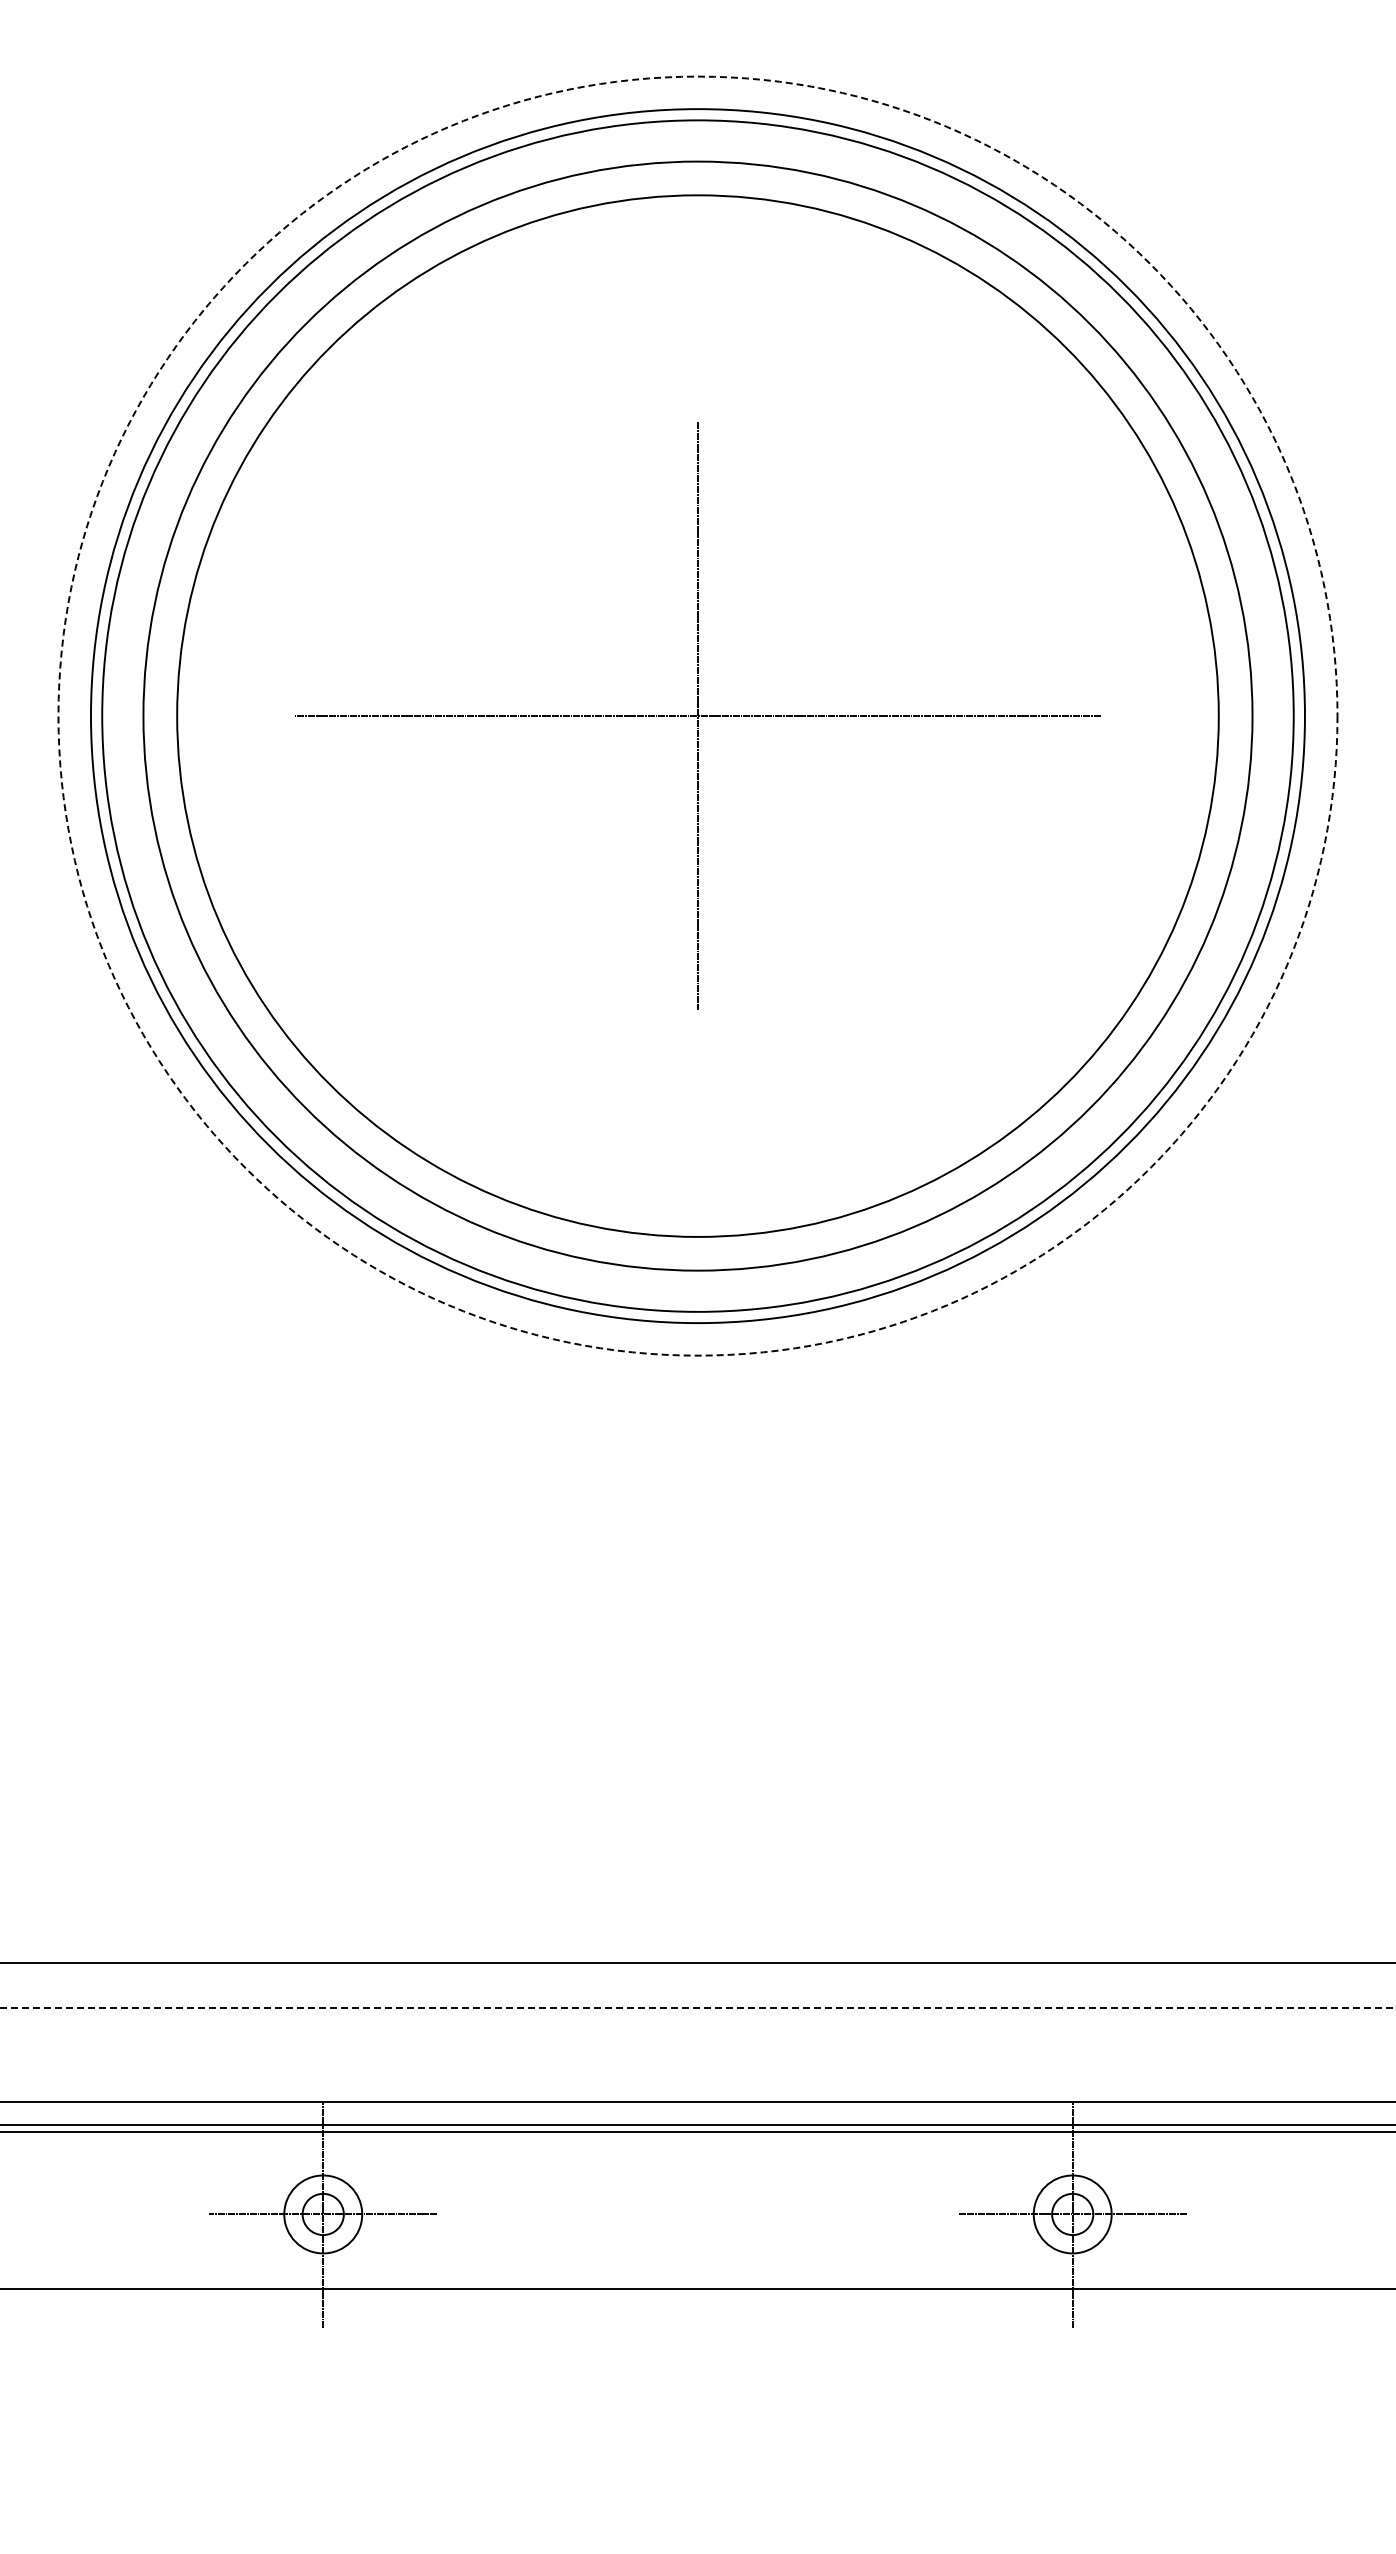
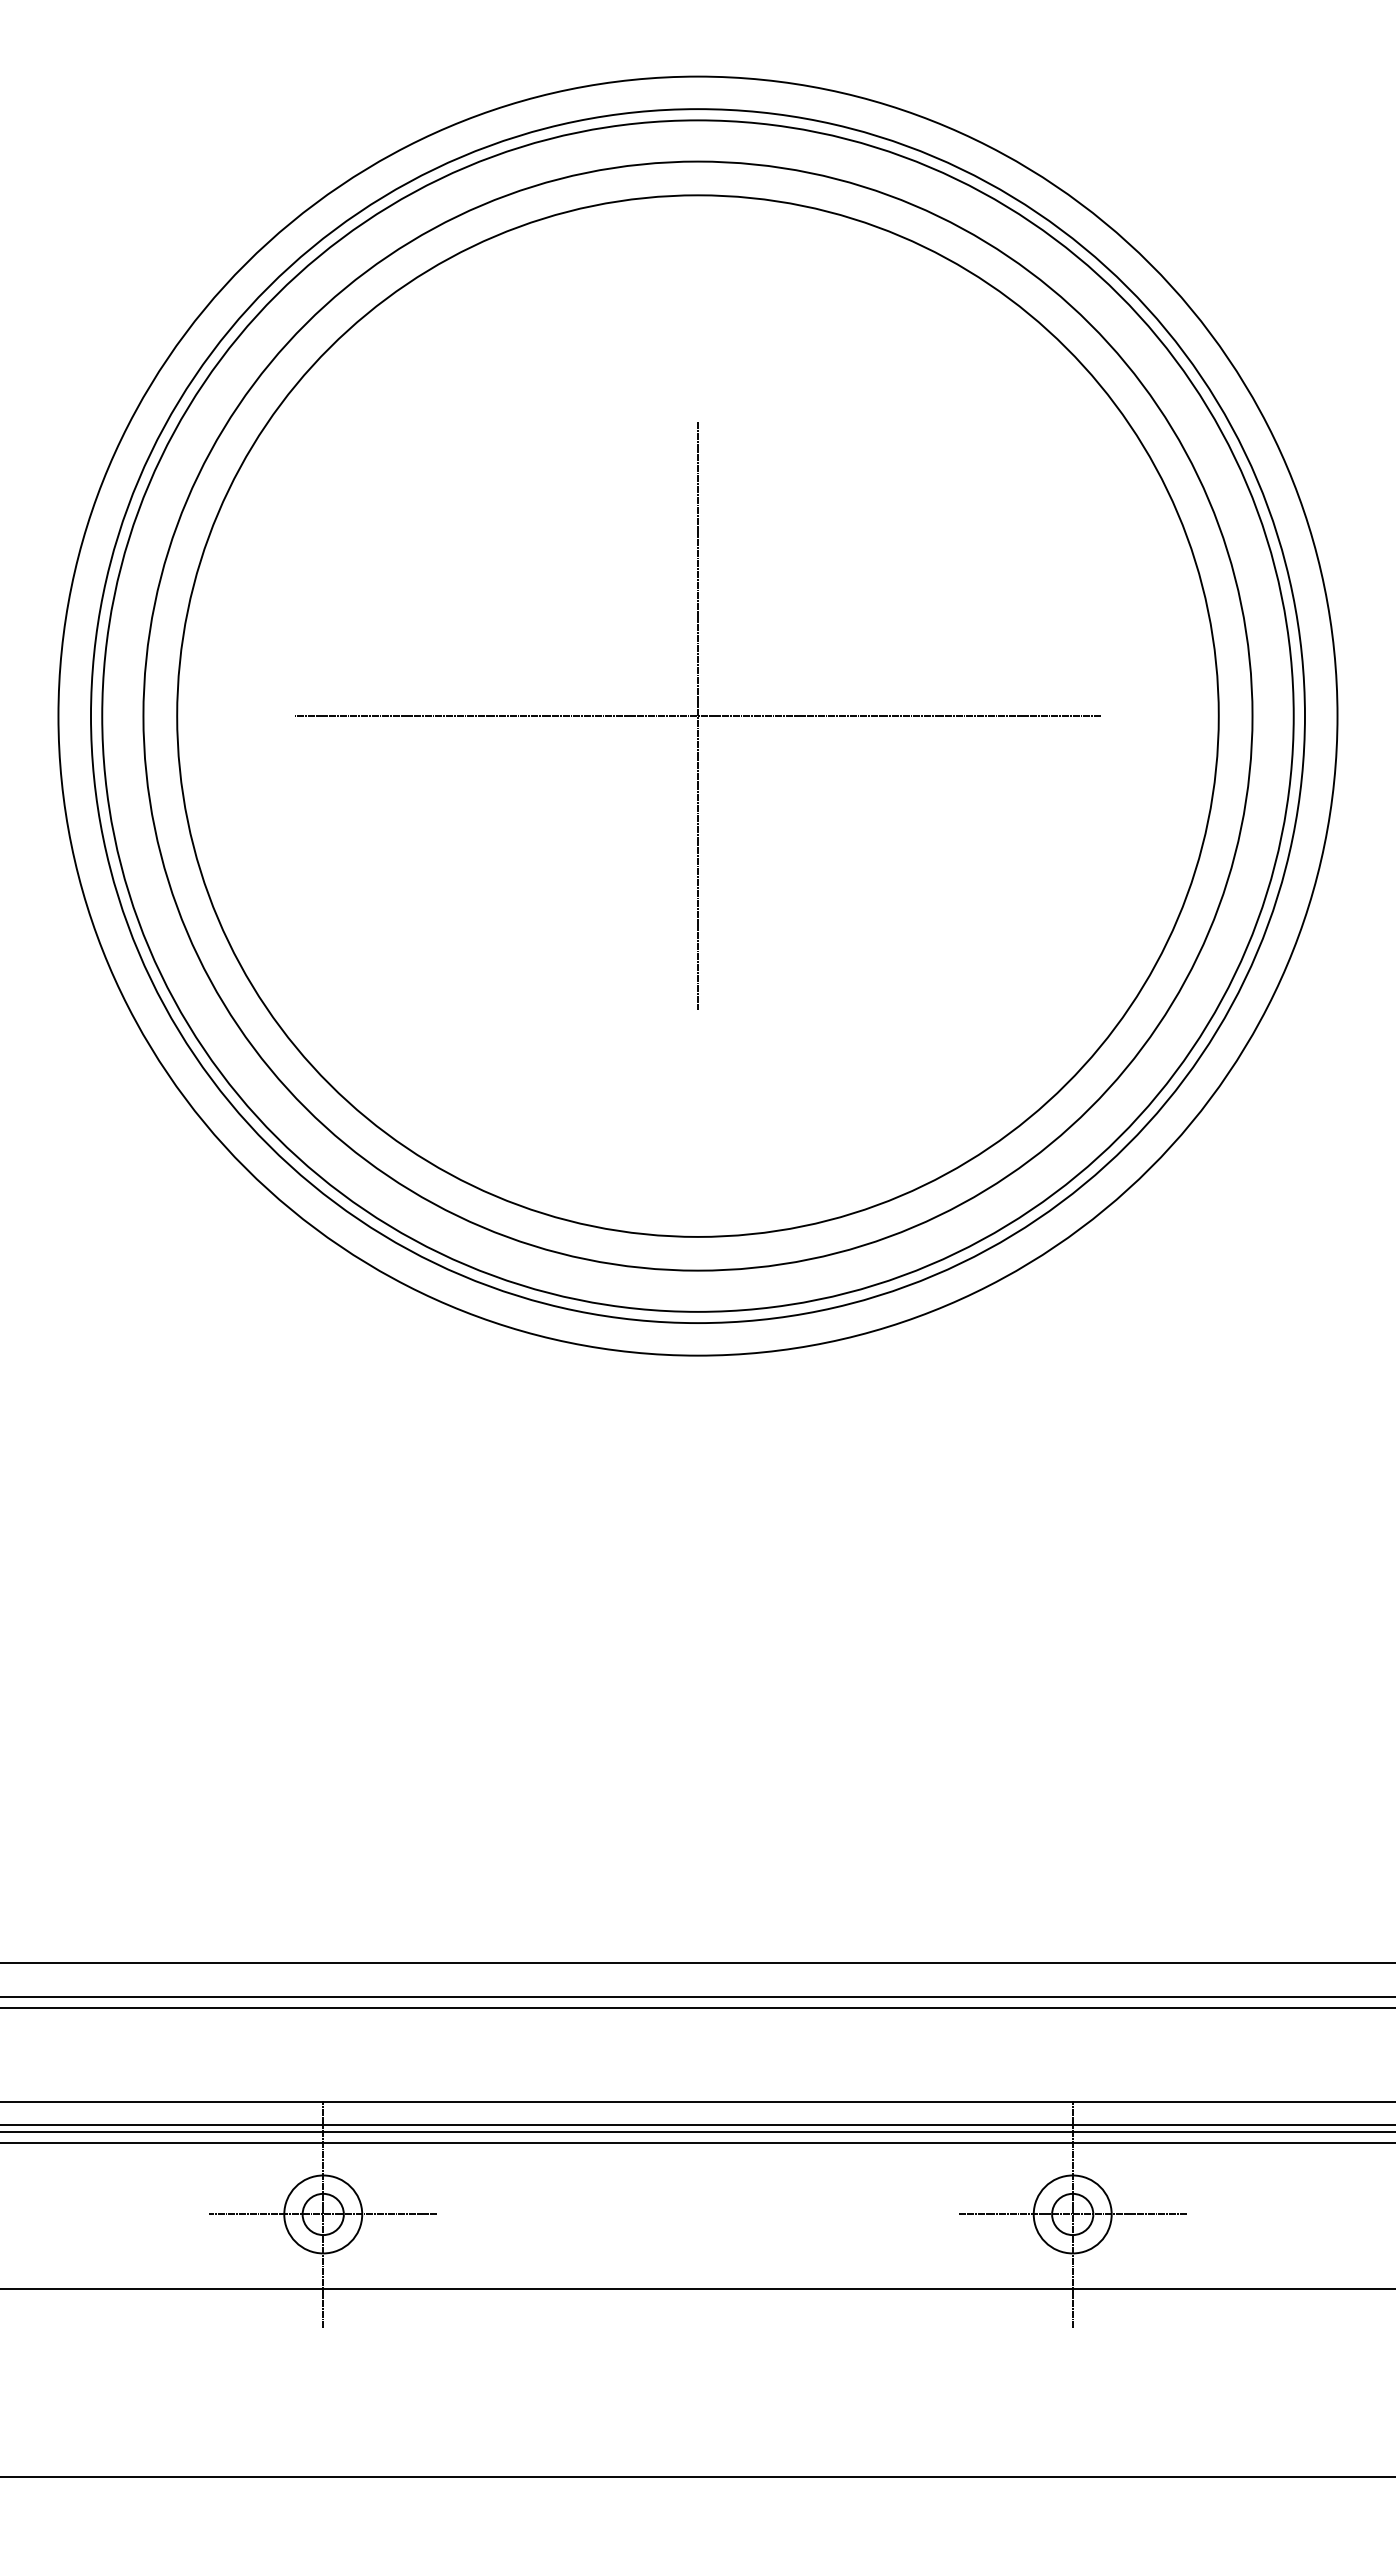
circle: dashed -> solid (697, 715)
line: none -> present (697, 1997)
line: dashed -> solid (698, 2008)
line: none -> present (697, 2143)
line: none -> present (697, 2477)
